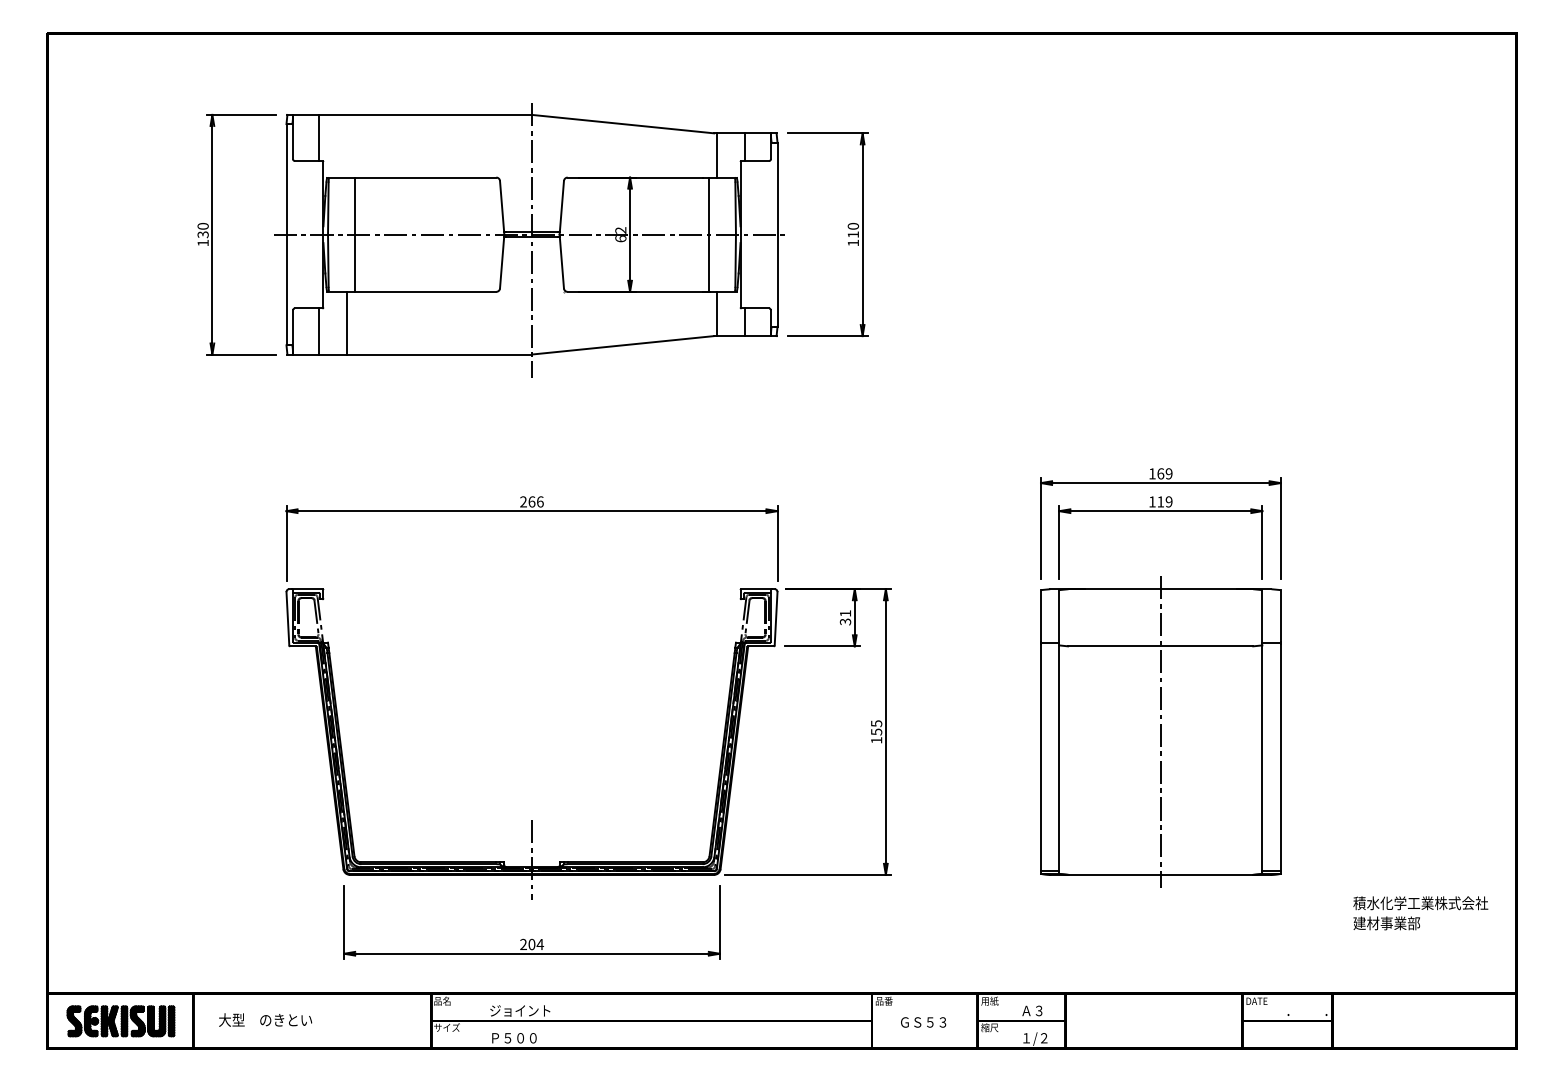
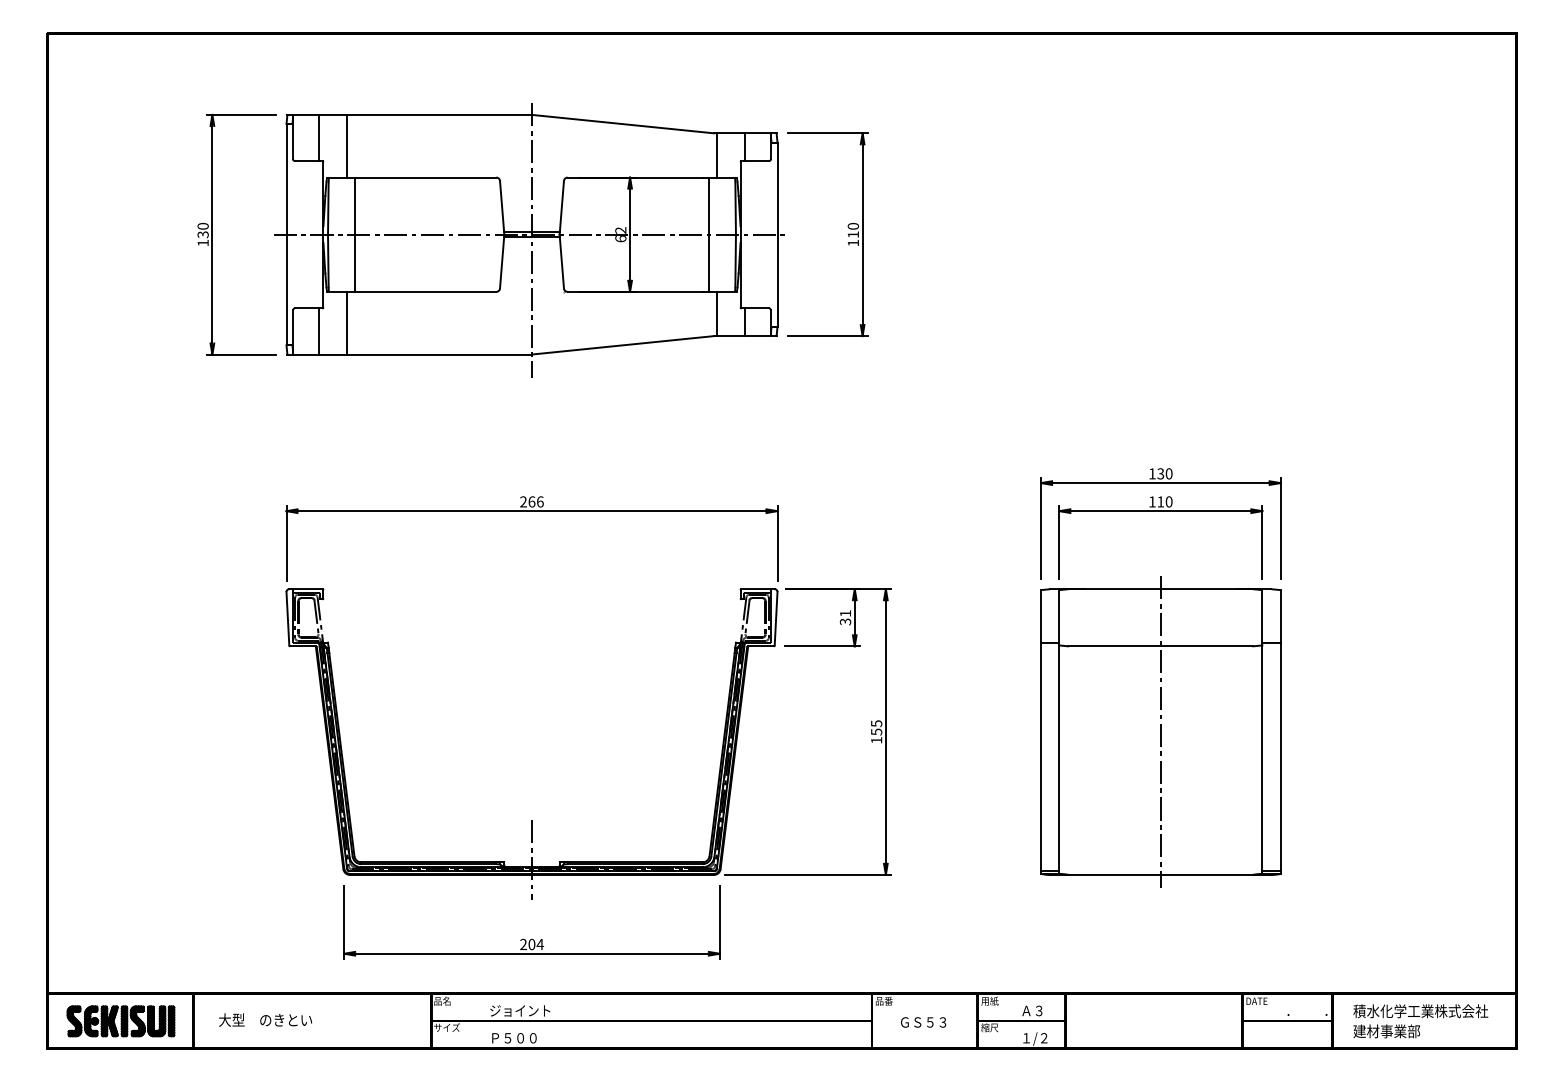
line: none -> present (347, 145)
text: 169 -> 130 (1164, 473)
text: 119 -> 110 (1168, 501)
text position: (1420, 913) -> (1420, 1021) (1420, 1021)
